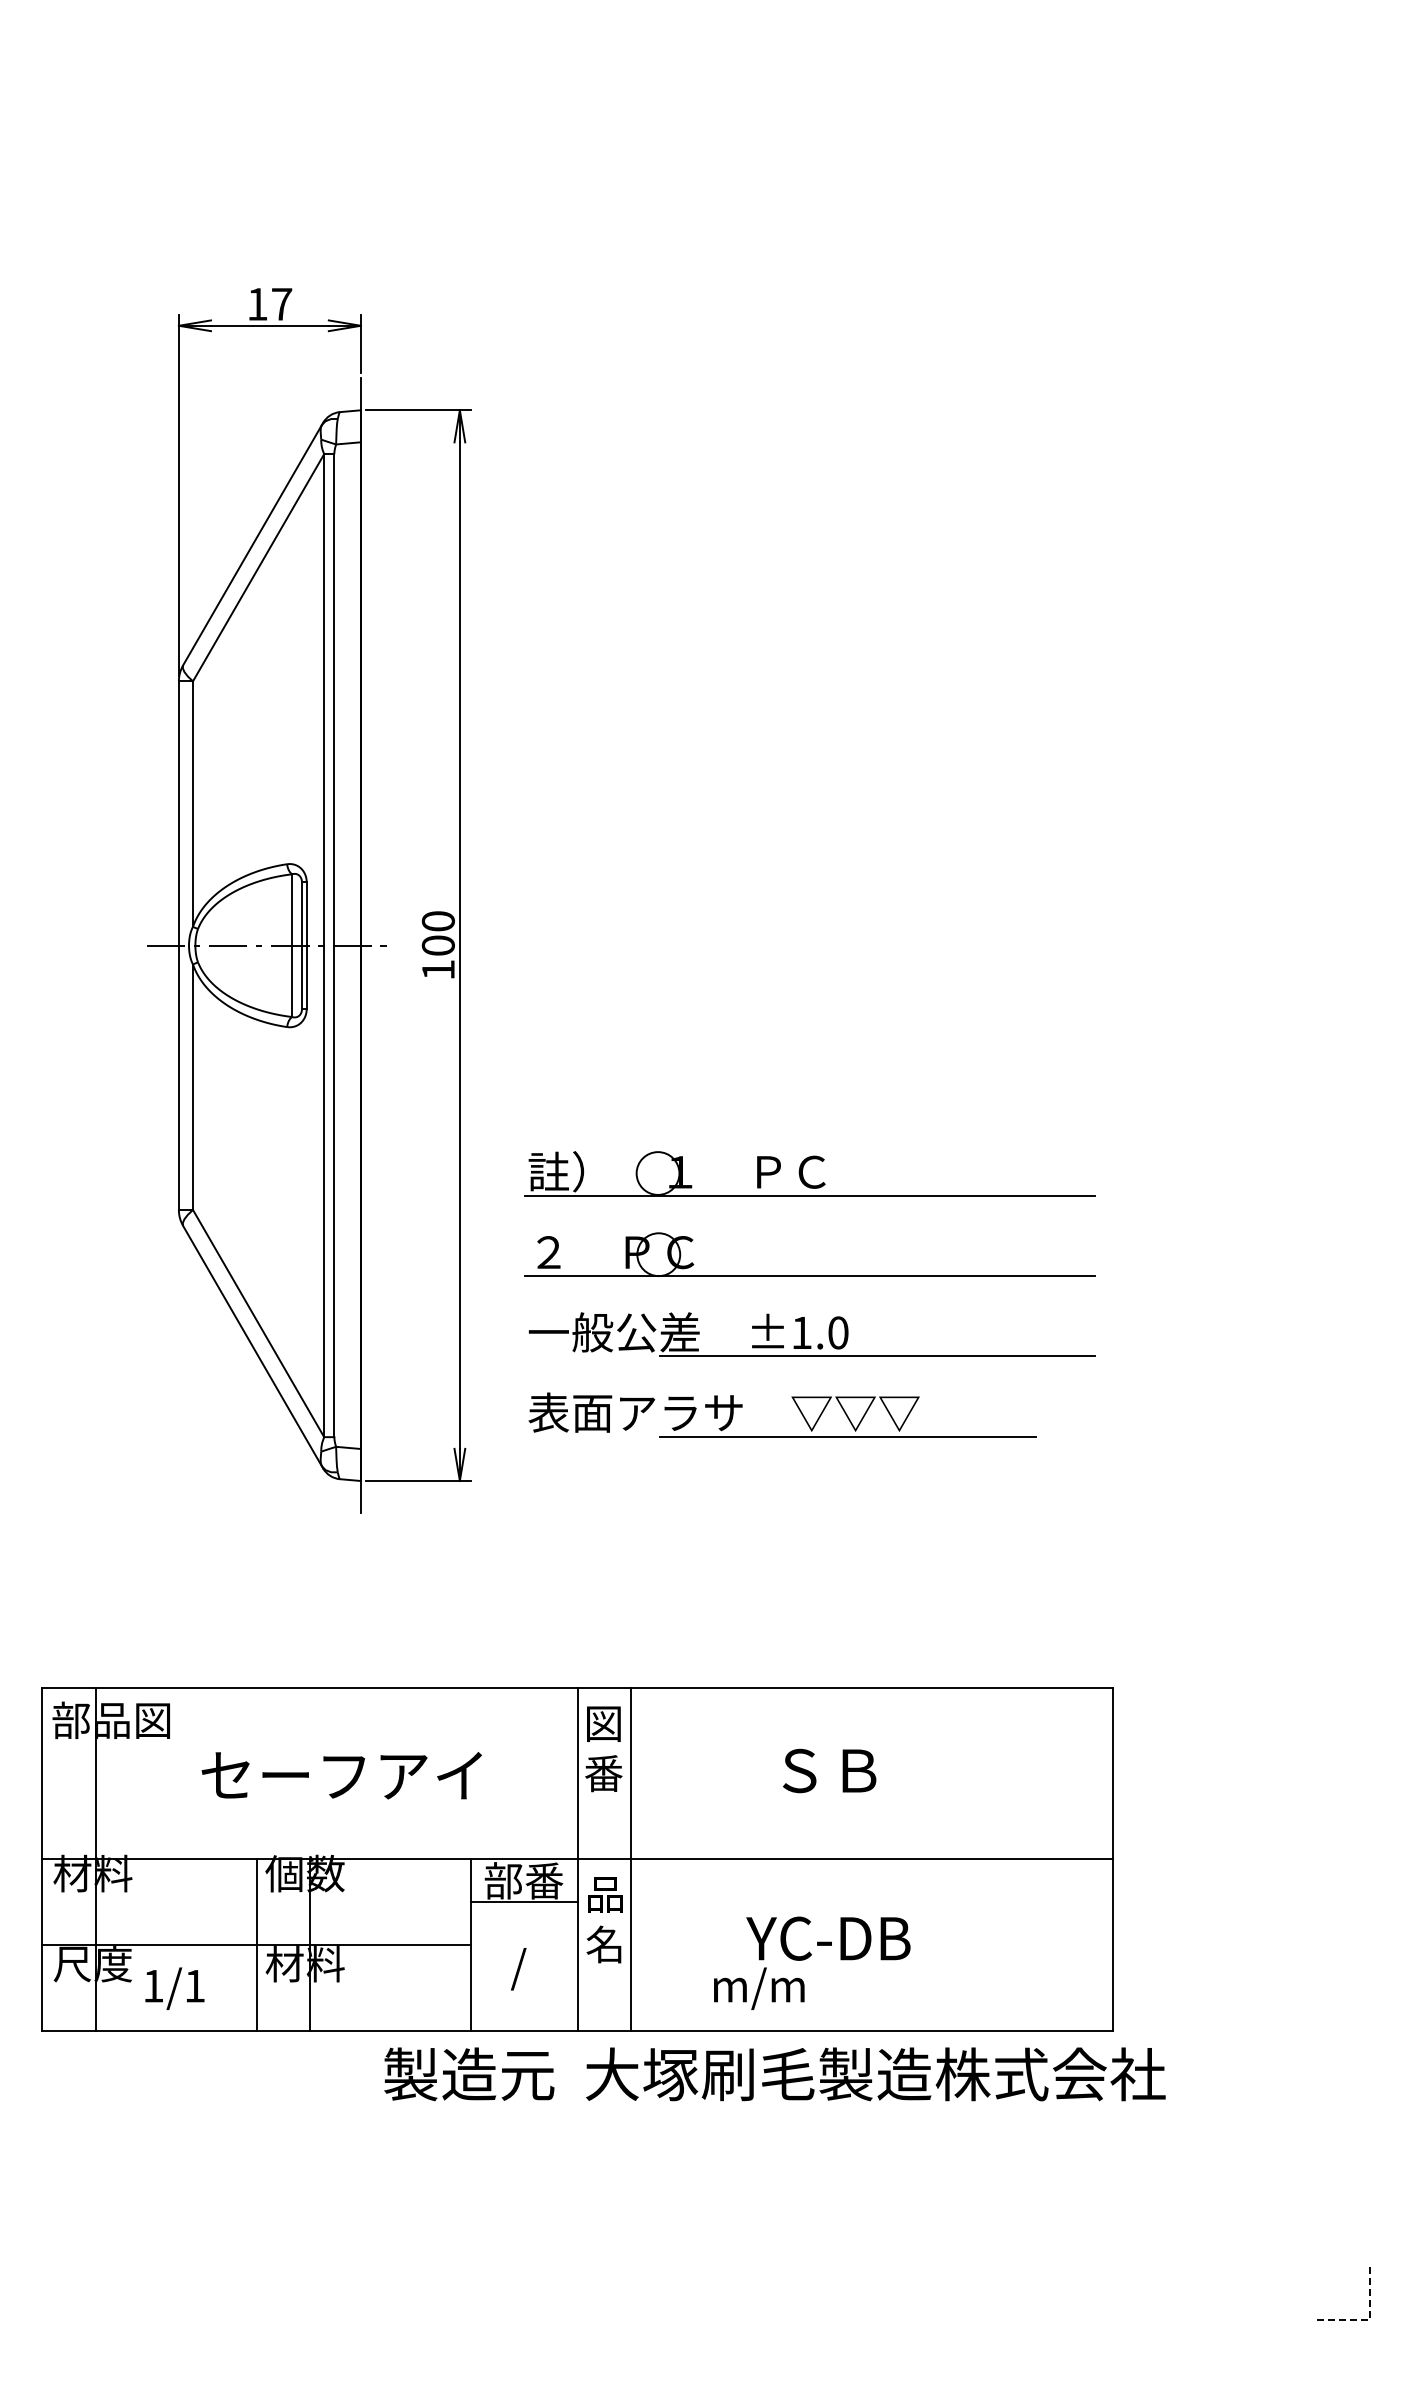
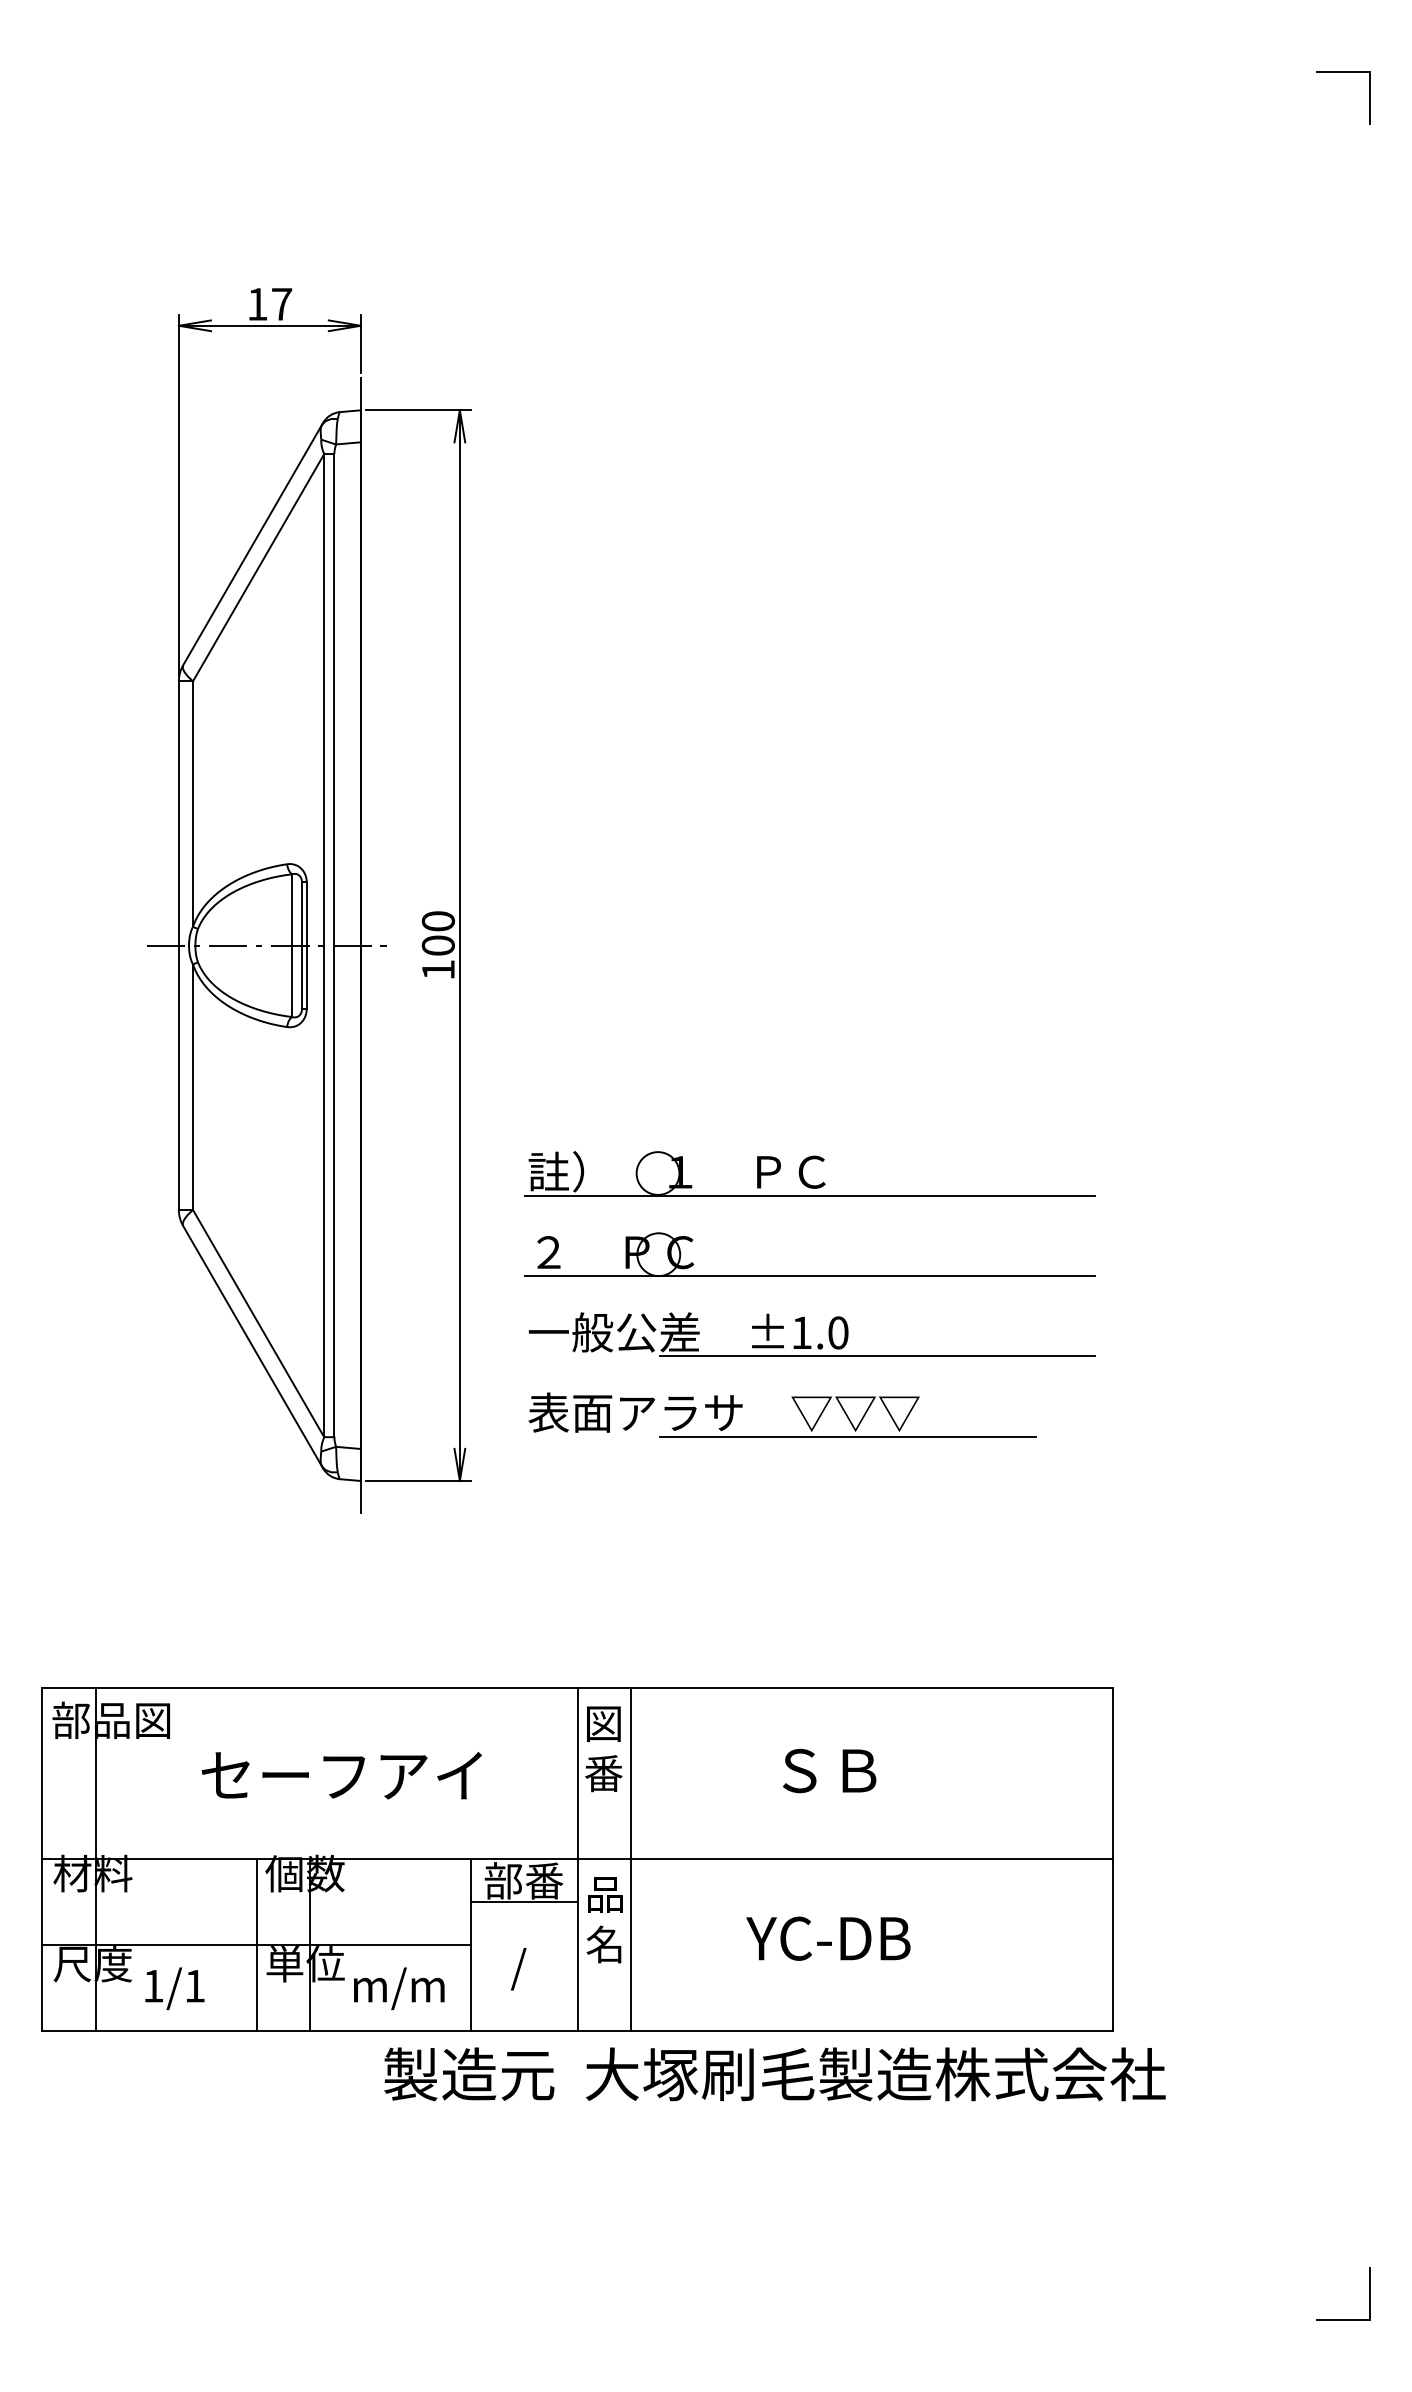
line: none -> present (1343, 72)
text: 材料 -> 単位 (304, 1964)
text position: (759, 1988) -> (399, 1988) (399, 1988)
line: dashed -> solid (1369, 2320)
